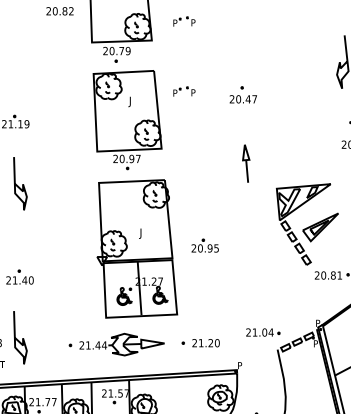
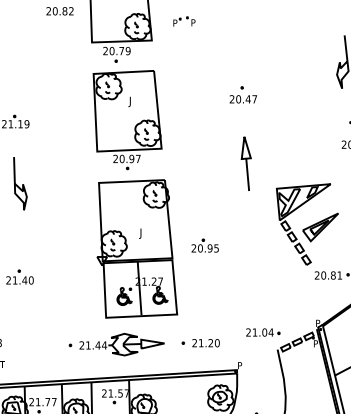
part: present -> none (184, 91)
part size: 9x39 px -> 12x55 px (245, 163)
curve: present -> none (22, 338)
